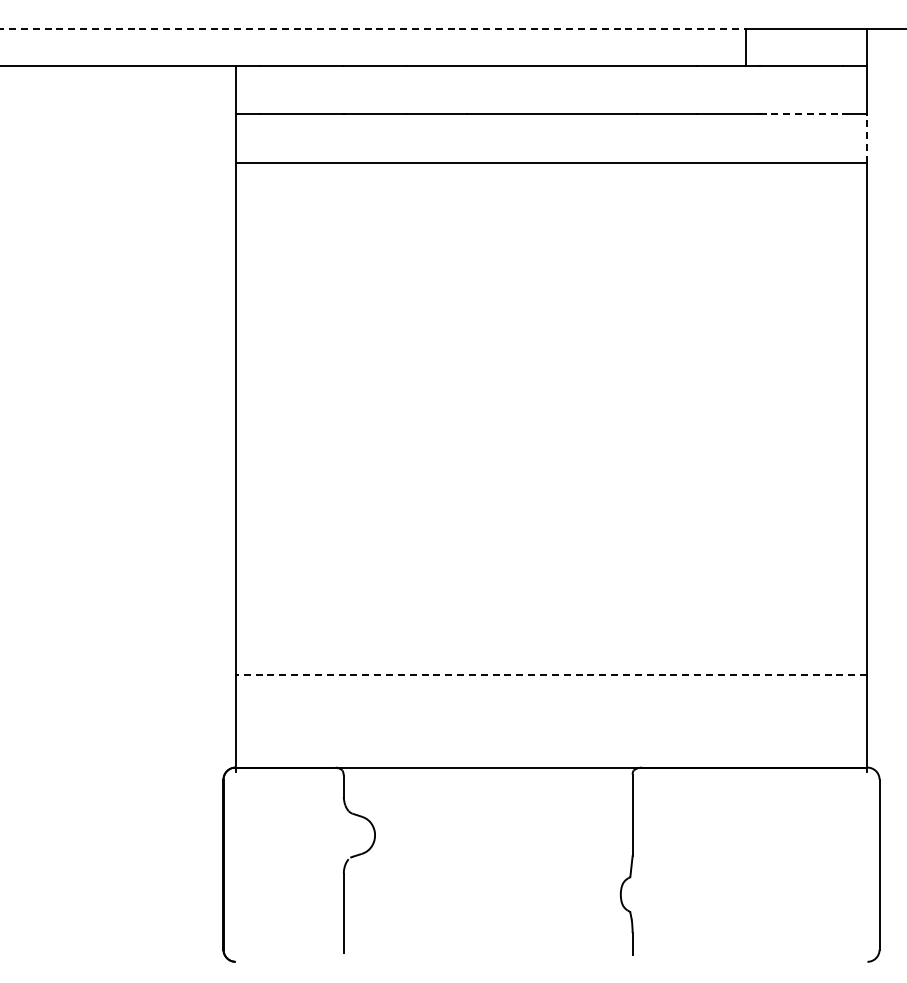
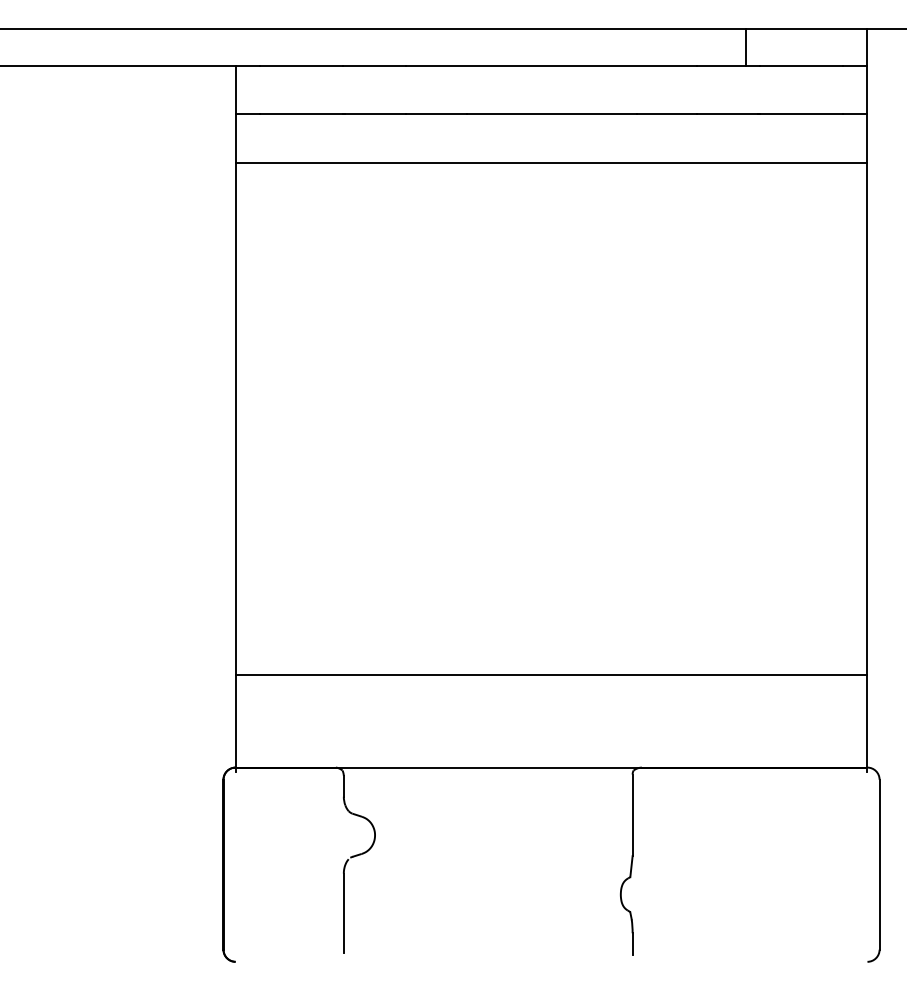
line: dashed -> solid (372, 29)
line: dashed -> solid (801, 114)
line: dashed -> solid (867, 138)
line: dashed -> solid (551, 675)
